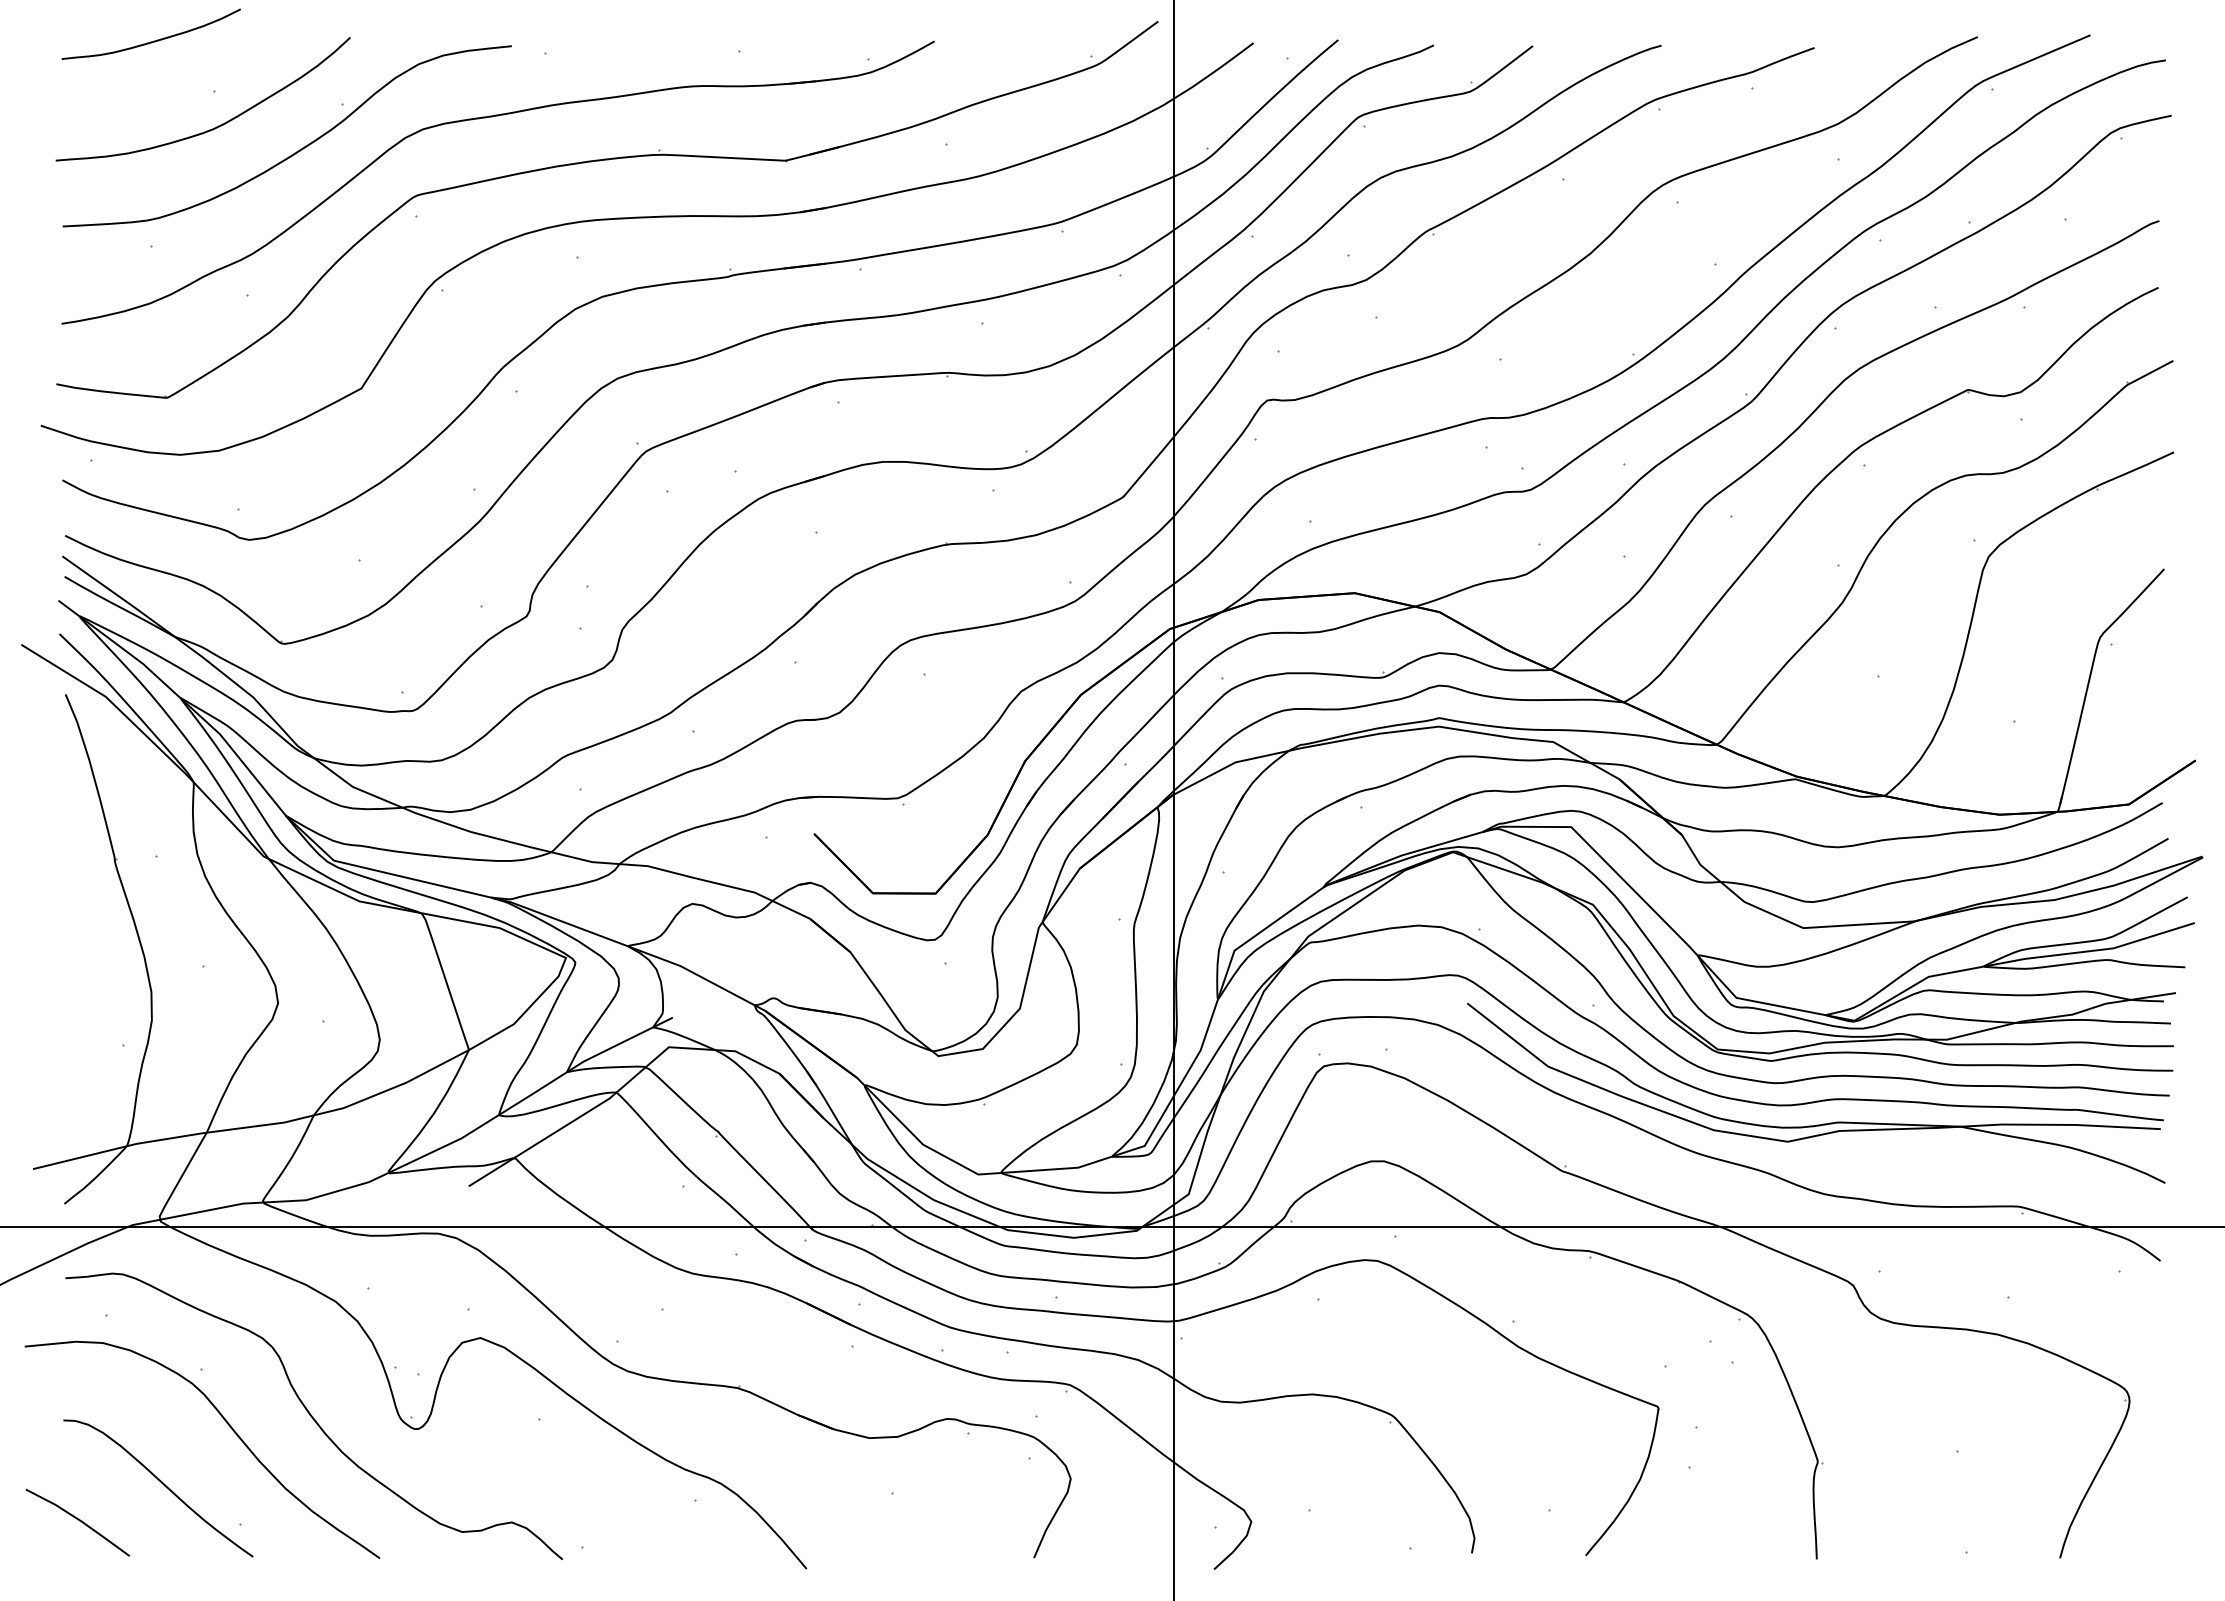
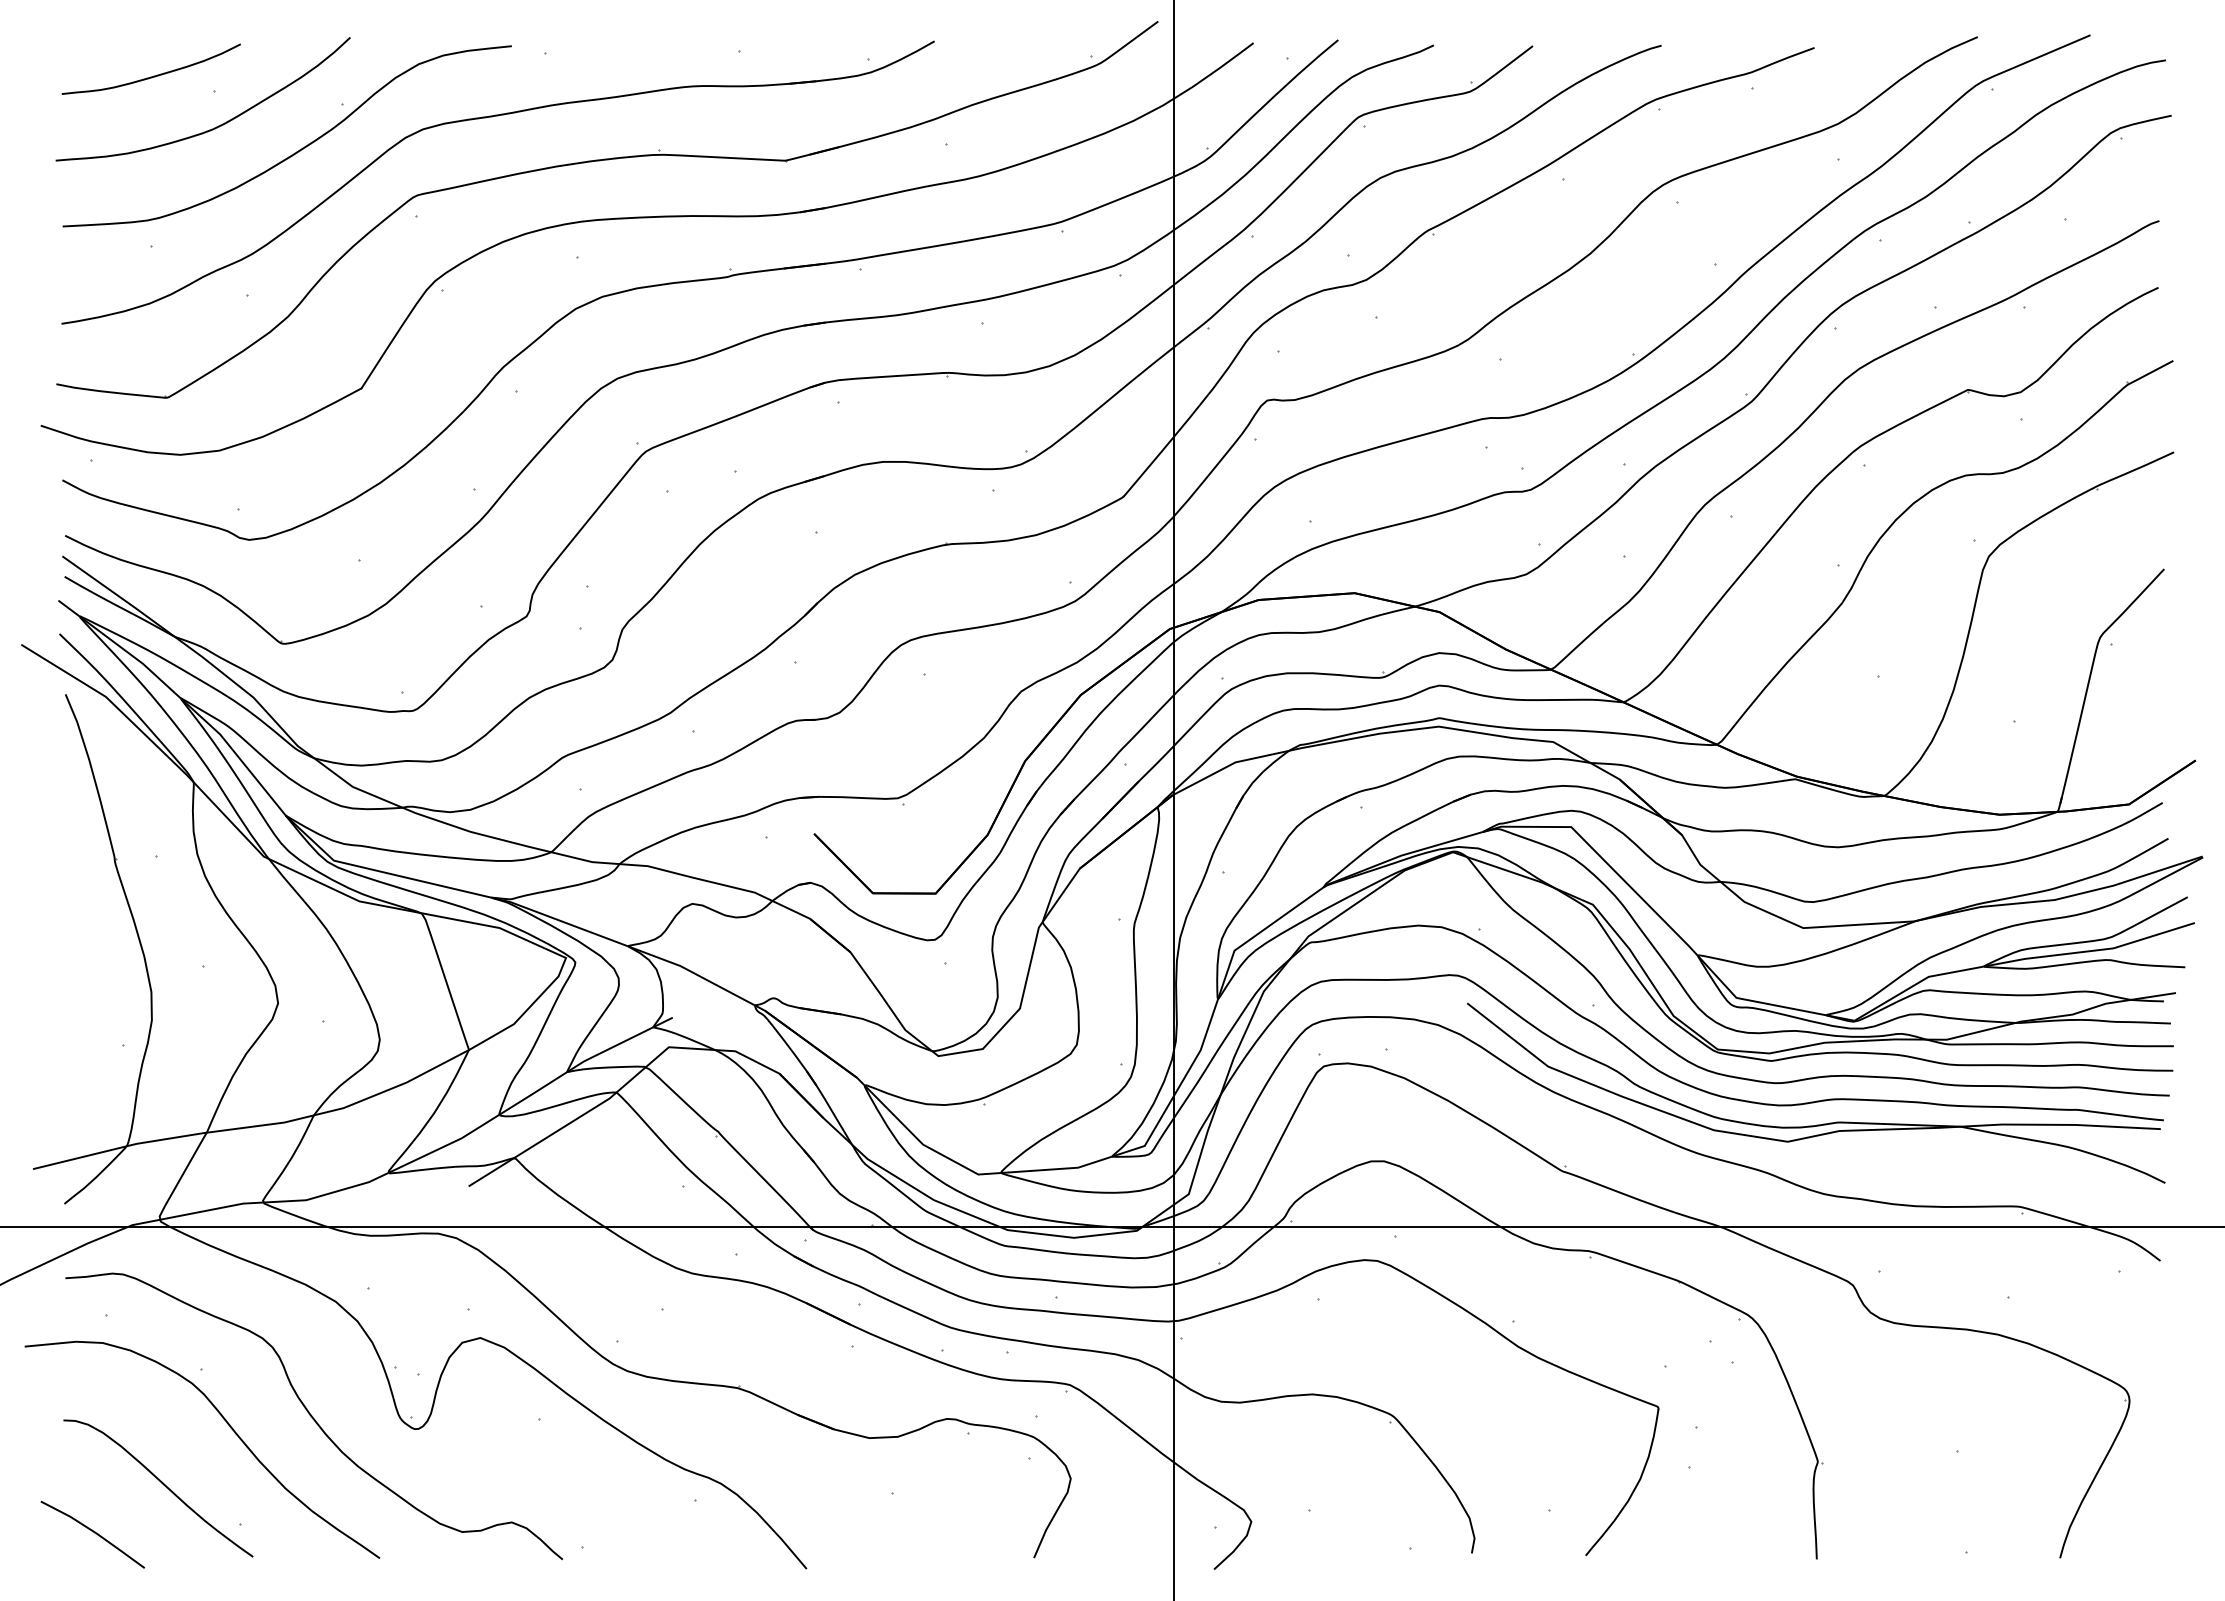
curve position: (153, 40) -> (153, 75) (153, 75)
line position: (78, 1520) -> (93, 1532) (93, 1532)
